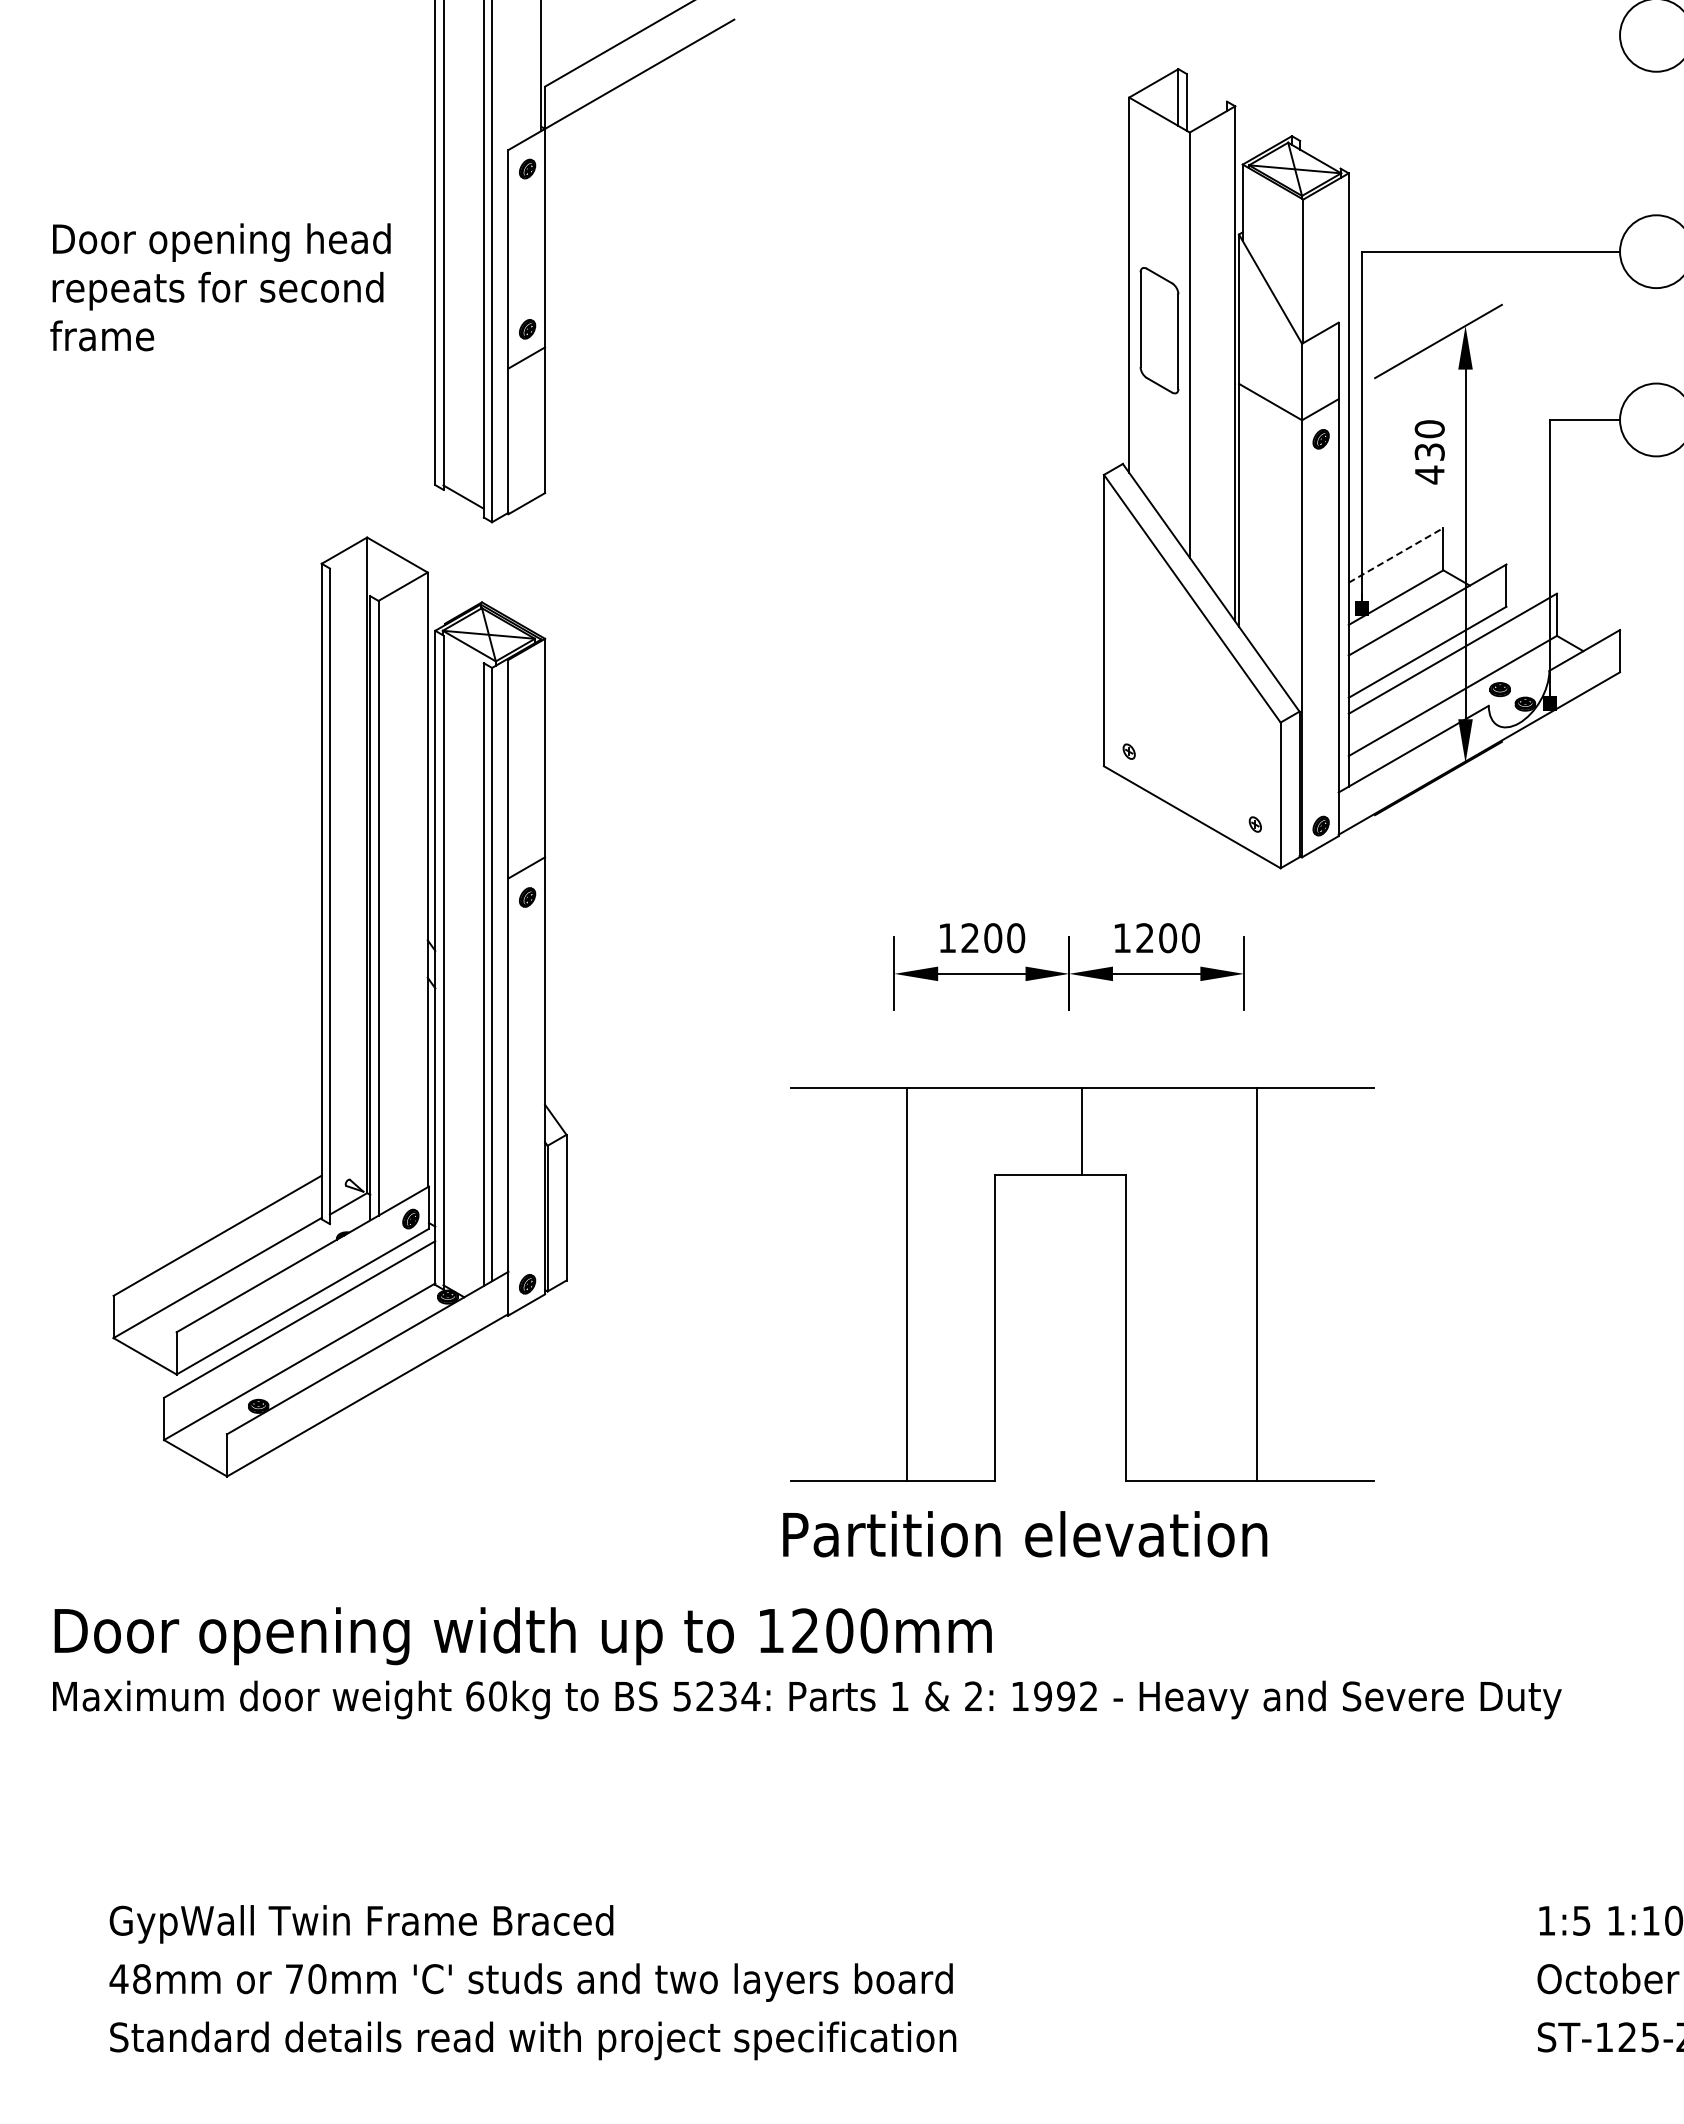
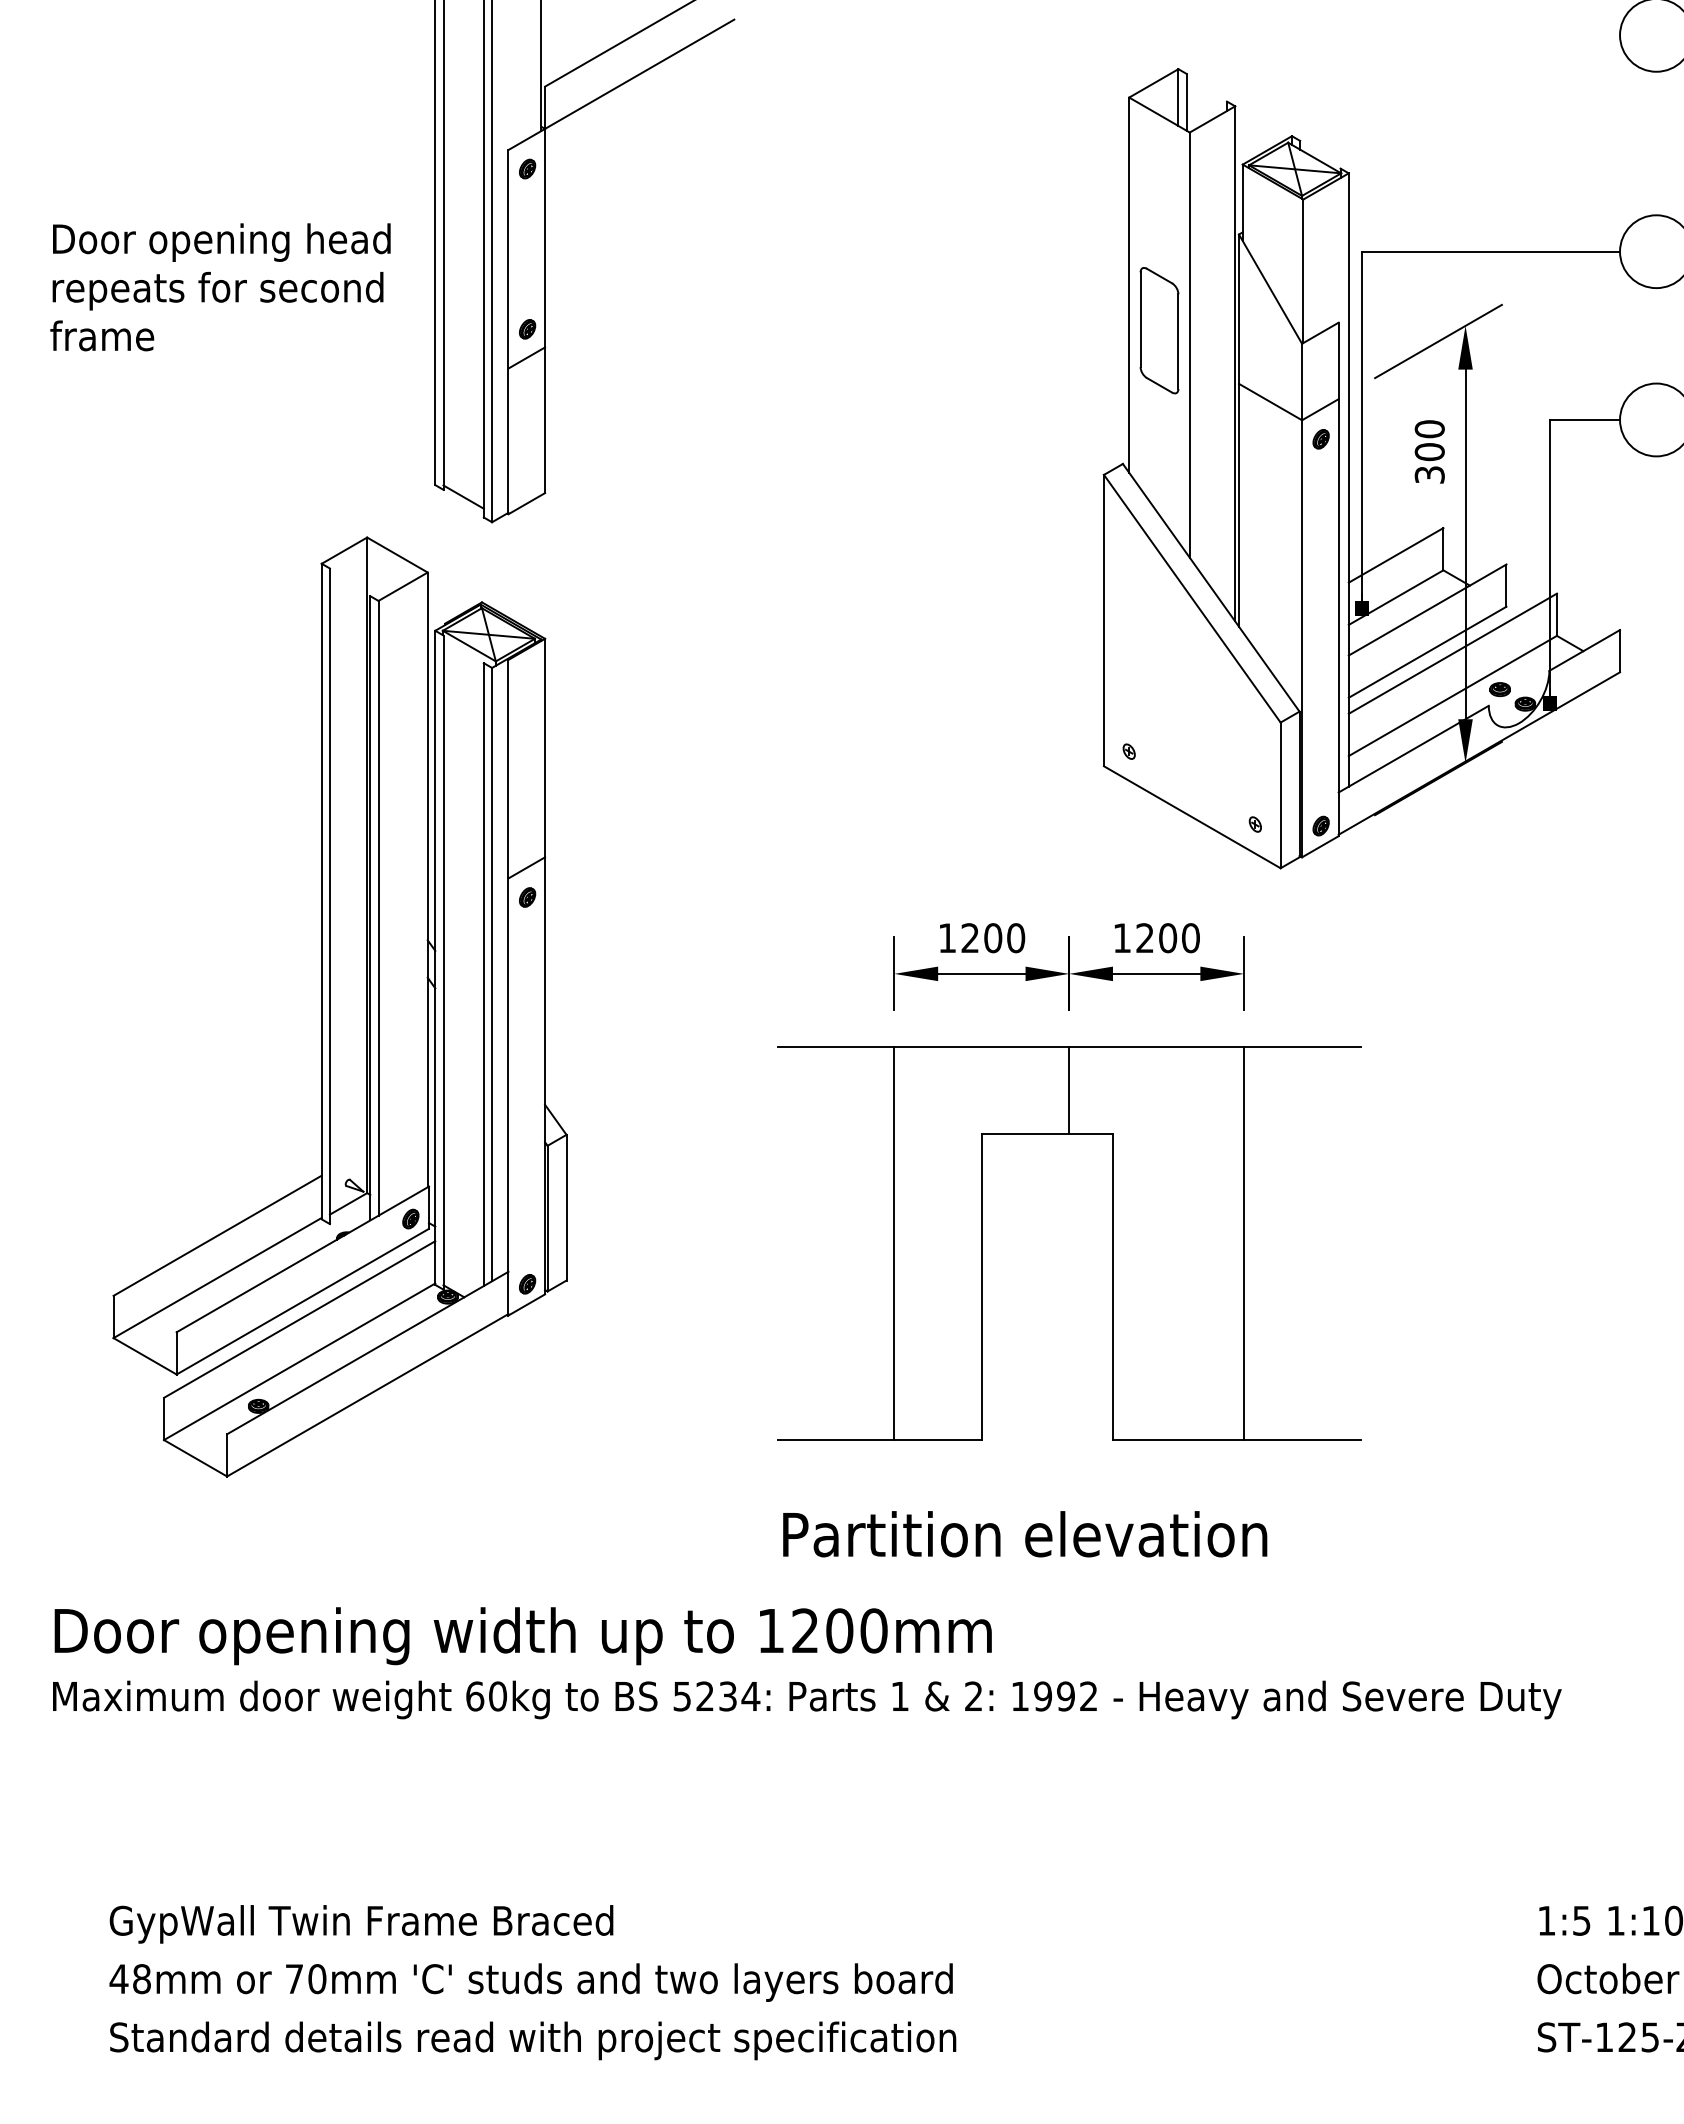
text: 430 -> 300 (1429, 463)
line: dashed -> solid (1396, 555)
part position: (1125, 1284) -> (1112, 1243) (1112, 1243)
